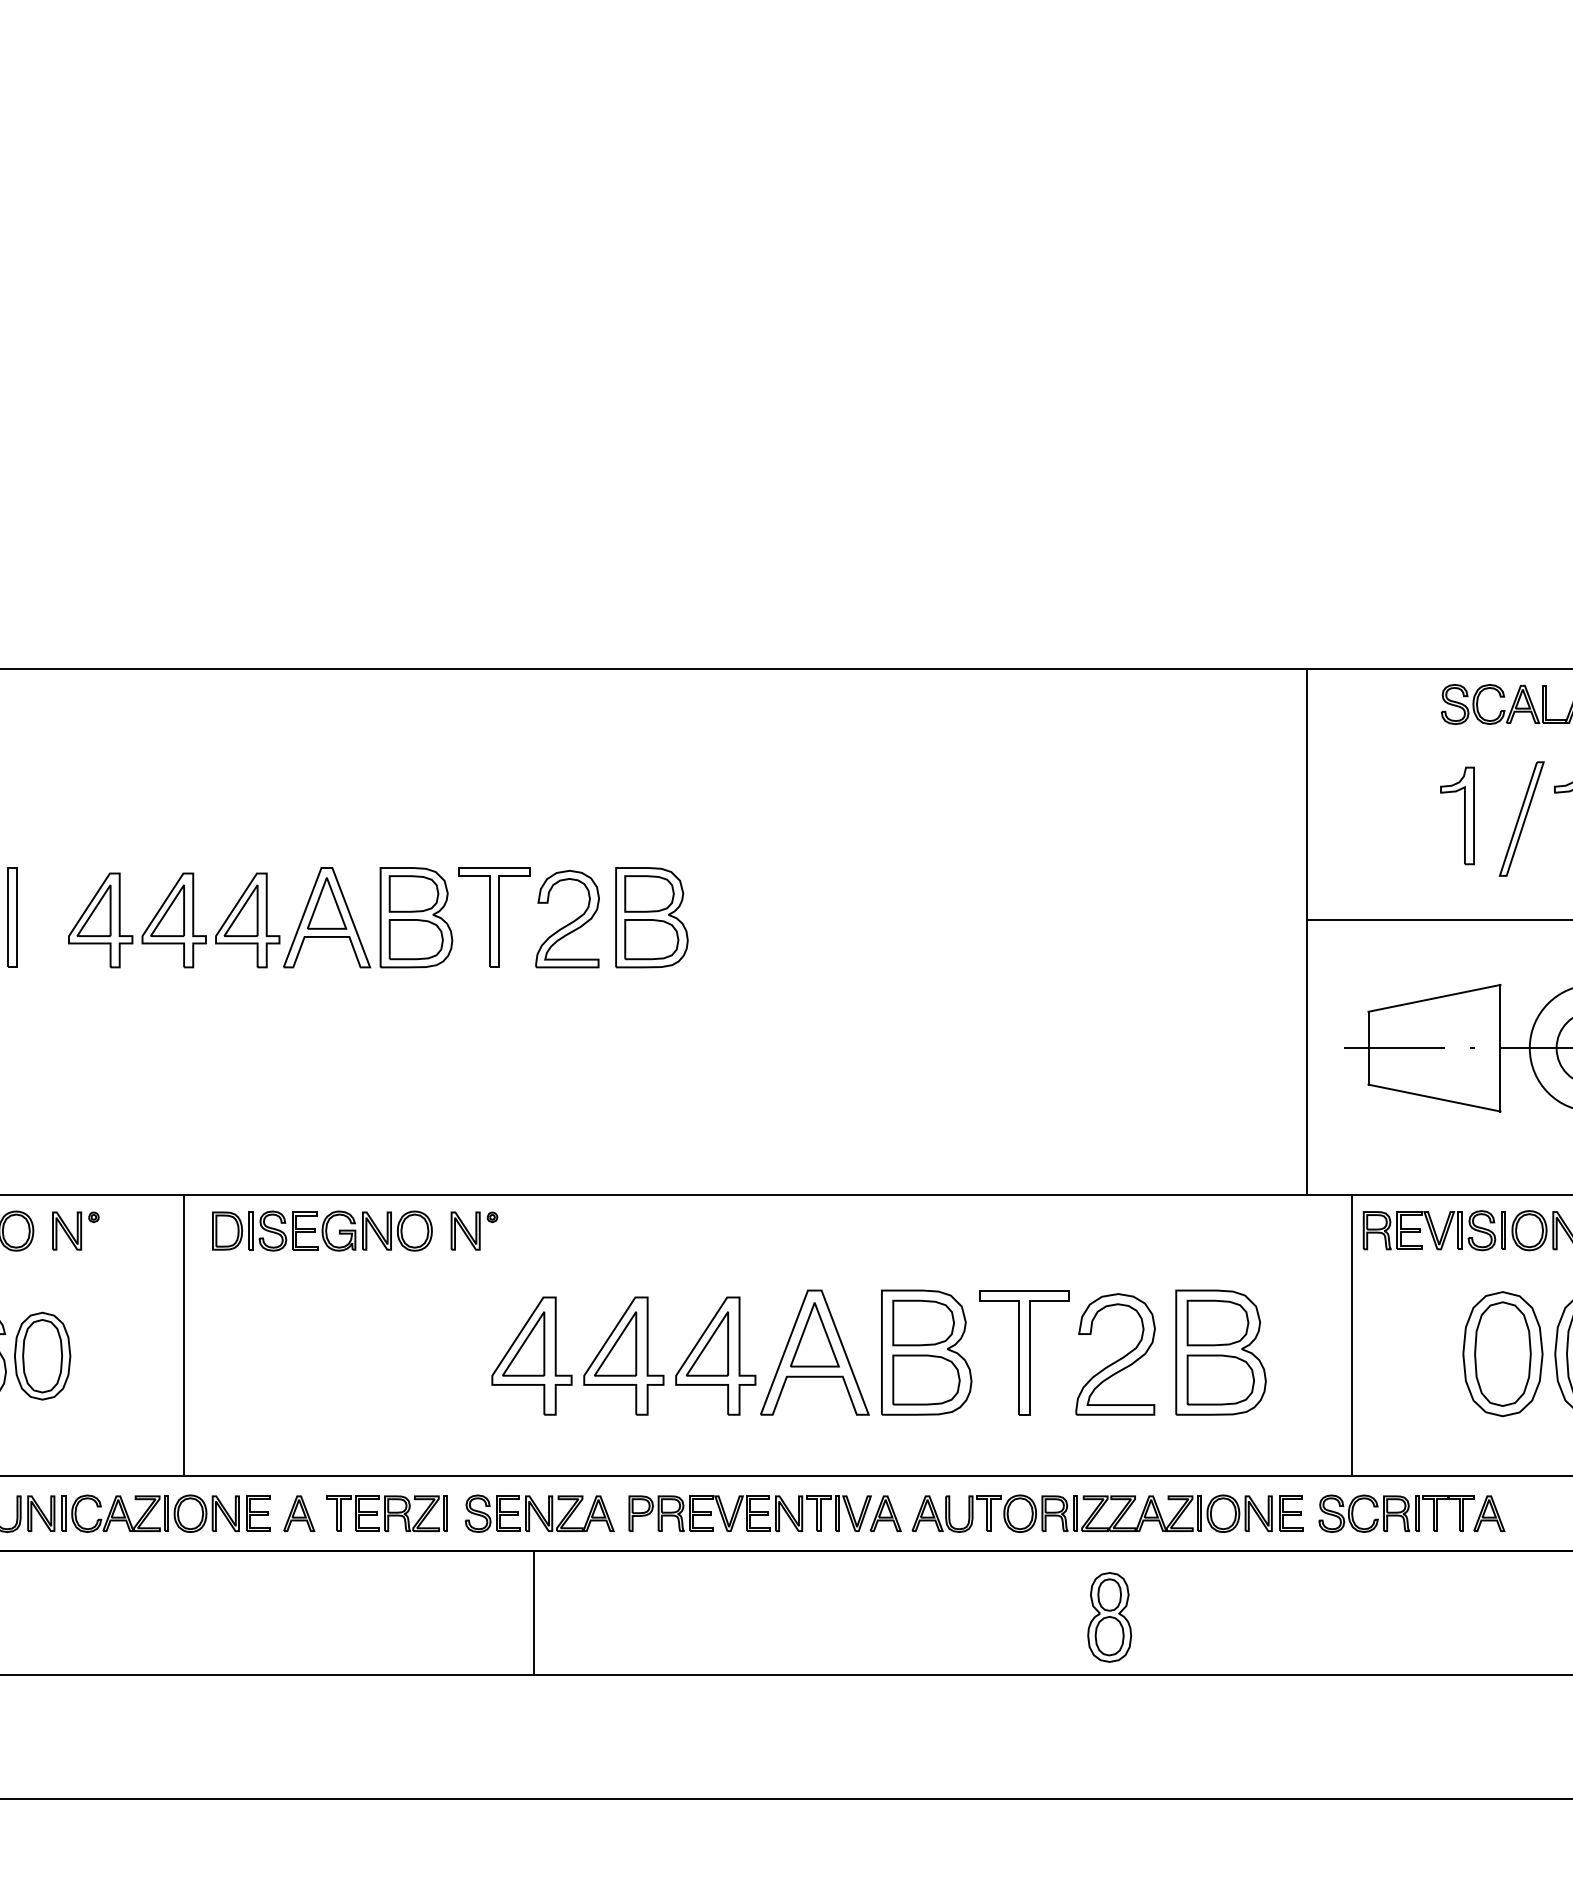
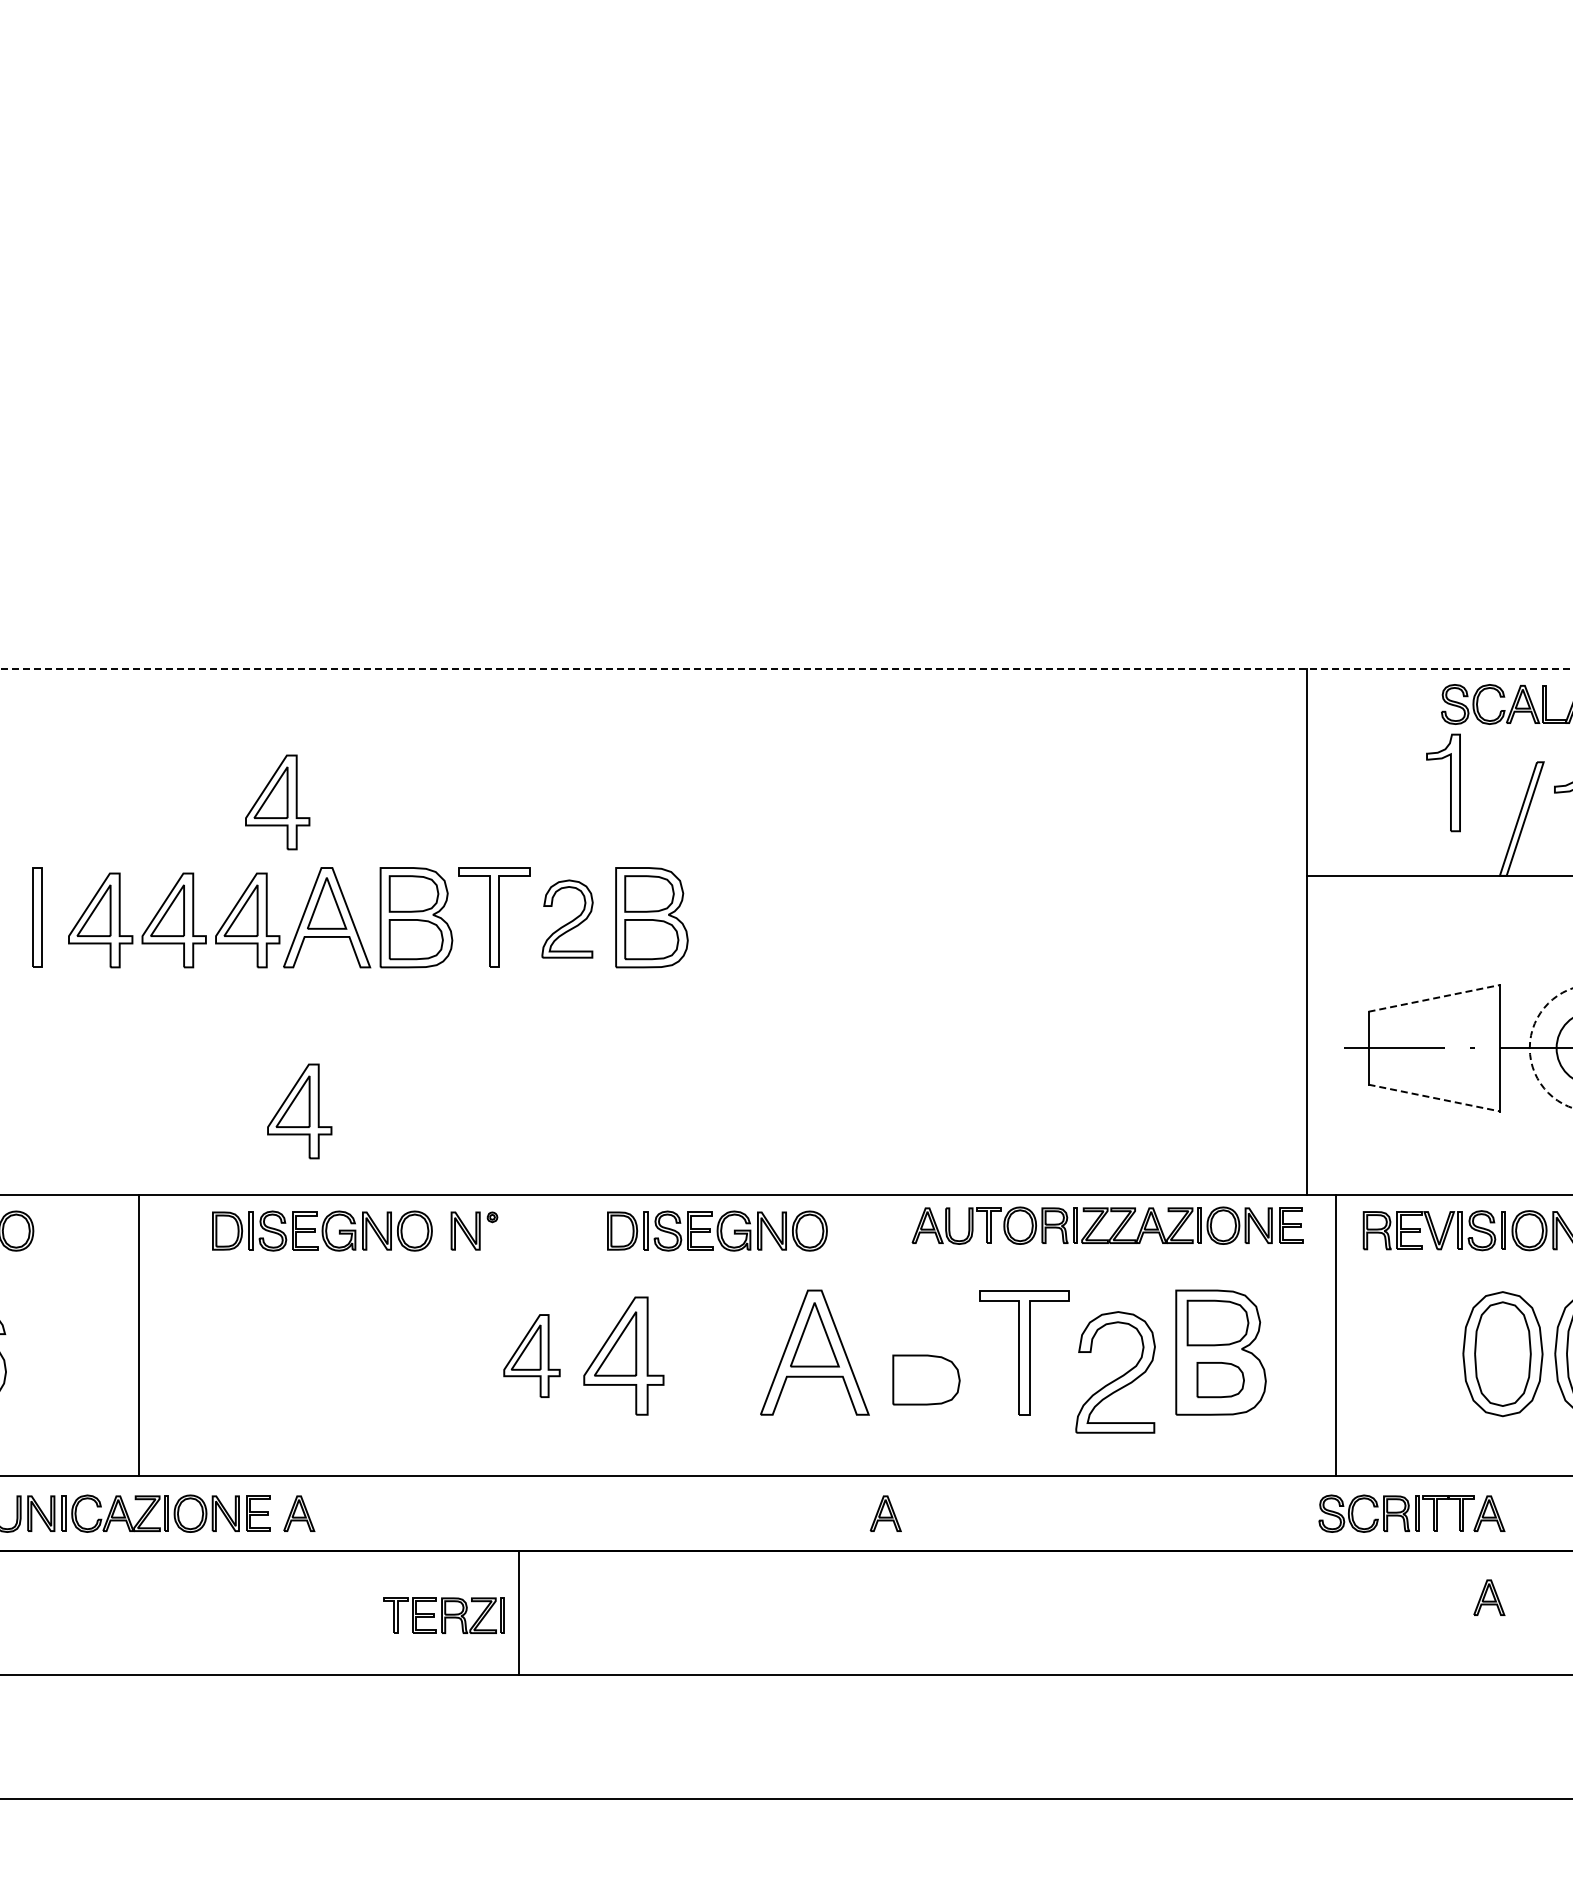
line: solid -> dashed (786, 668)
part: none -> present (277, 802)
part position: (1464, 815) -> (1450, 782) (1450, 782)
part position: (12, 917) -> (37, 917) (37, 917)
part size: 65x100 px -> 53x80 px (567, 918)
line position: (1438, 919) -> (1438, 875) (1438, 875)
line: solid -> dashed (1434, 998)
circle: solid -> dashed (1550, 1047)
line: solid -> dashed (1434, 1098)
part: none -> present (299, 1111)
part: present -> none (75, 1230)
part: none -> present (717, 1230)
line position: (183, 1335) -> (138, 1335) (138, 1335)
line position: (1352, 1335) -> (1336, 1335) (1336, 1335)
part: present -> none (926, 1352)
part position: (1115, 1354) -> (1115, 1372) (1115, 1372)
part: present -> none (42, 1355)
part size: 82x120 px -> 58x84 px (531, 1355)
part: present -> none (715, 1355)
part size: 69x52 px -> 49x37 px (1220, 1380)
part position: (1101, 1509) -> (1101, 1221) (1101, 1221)
part position: (386, 1513) -> (443, 1615) (443, 1615)
part: present -> none (539, 1513)
part: present -> none (749, 1513)
part: none -> present (1489, 1597)
line position: (534, 1612) -> (519, 1612) (519, 1612)
part: present -> none (1109, 1617)
